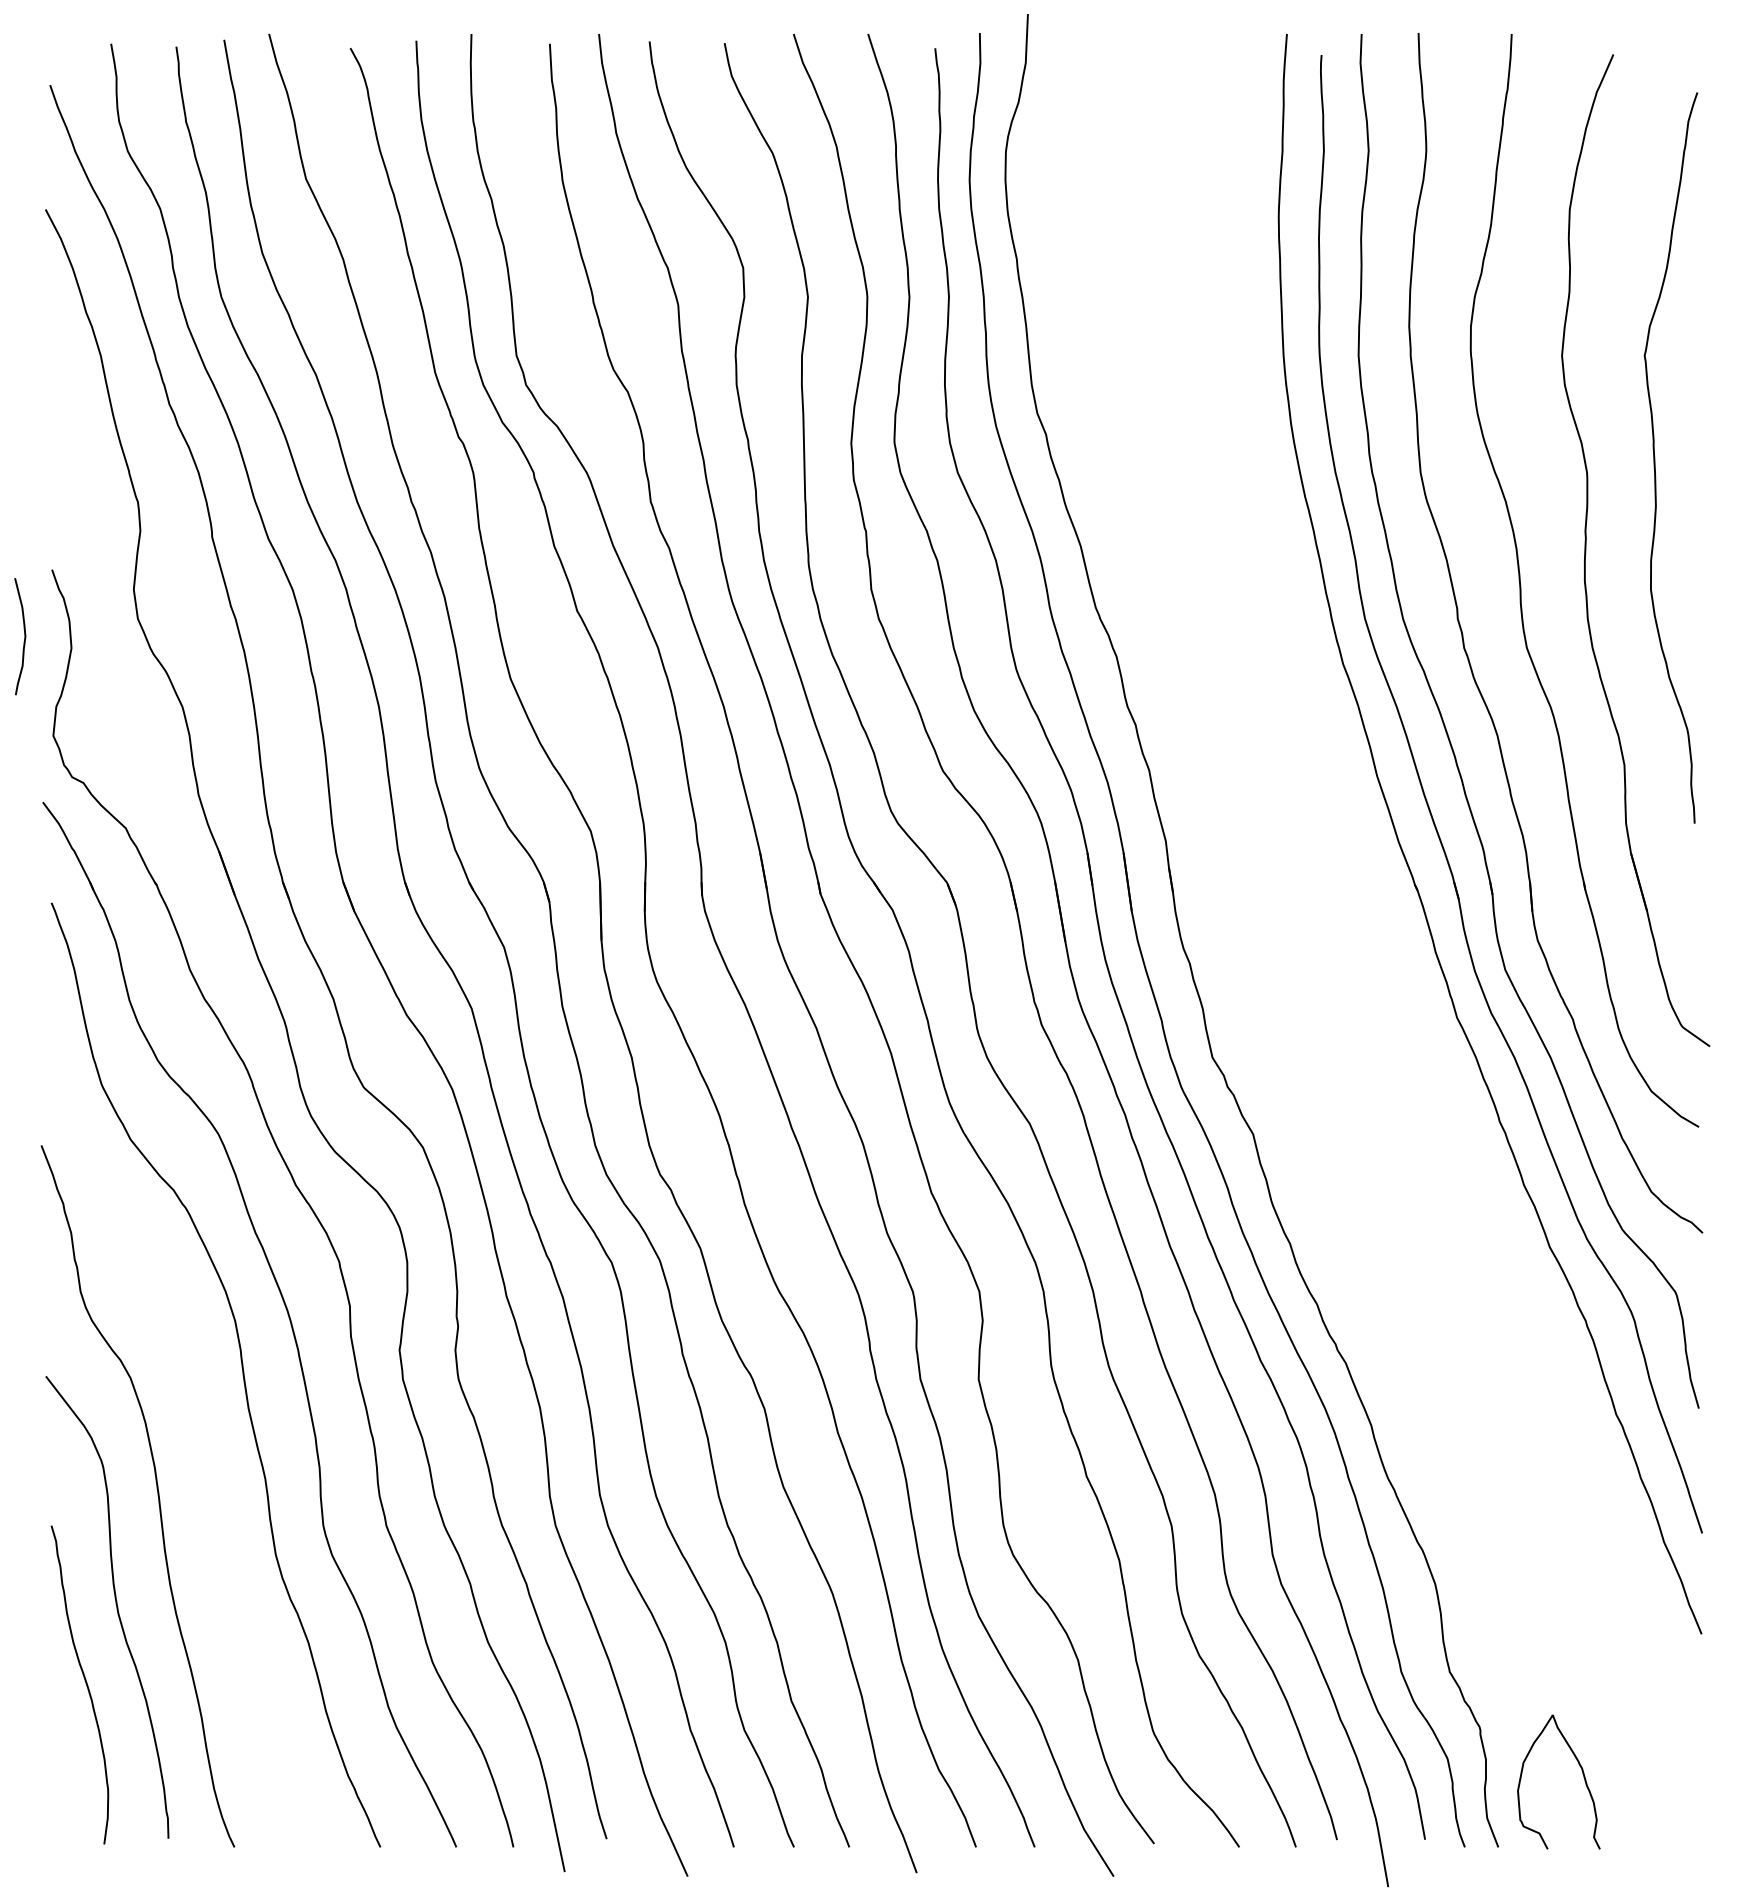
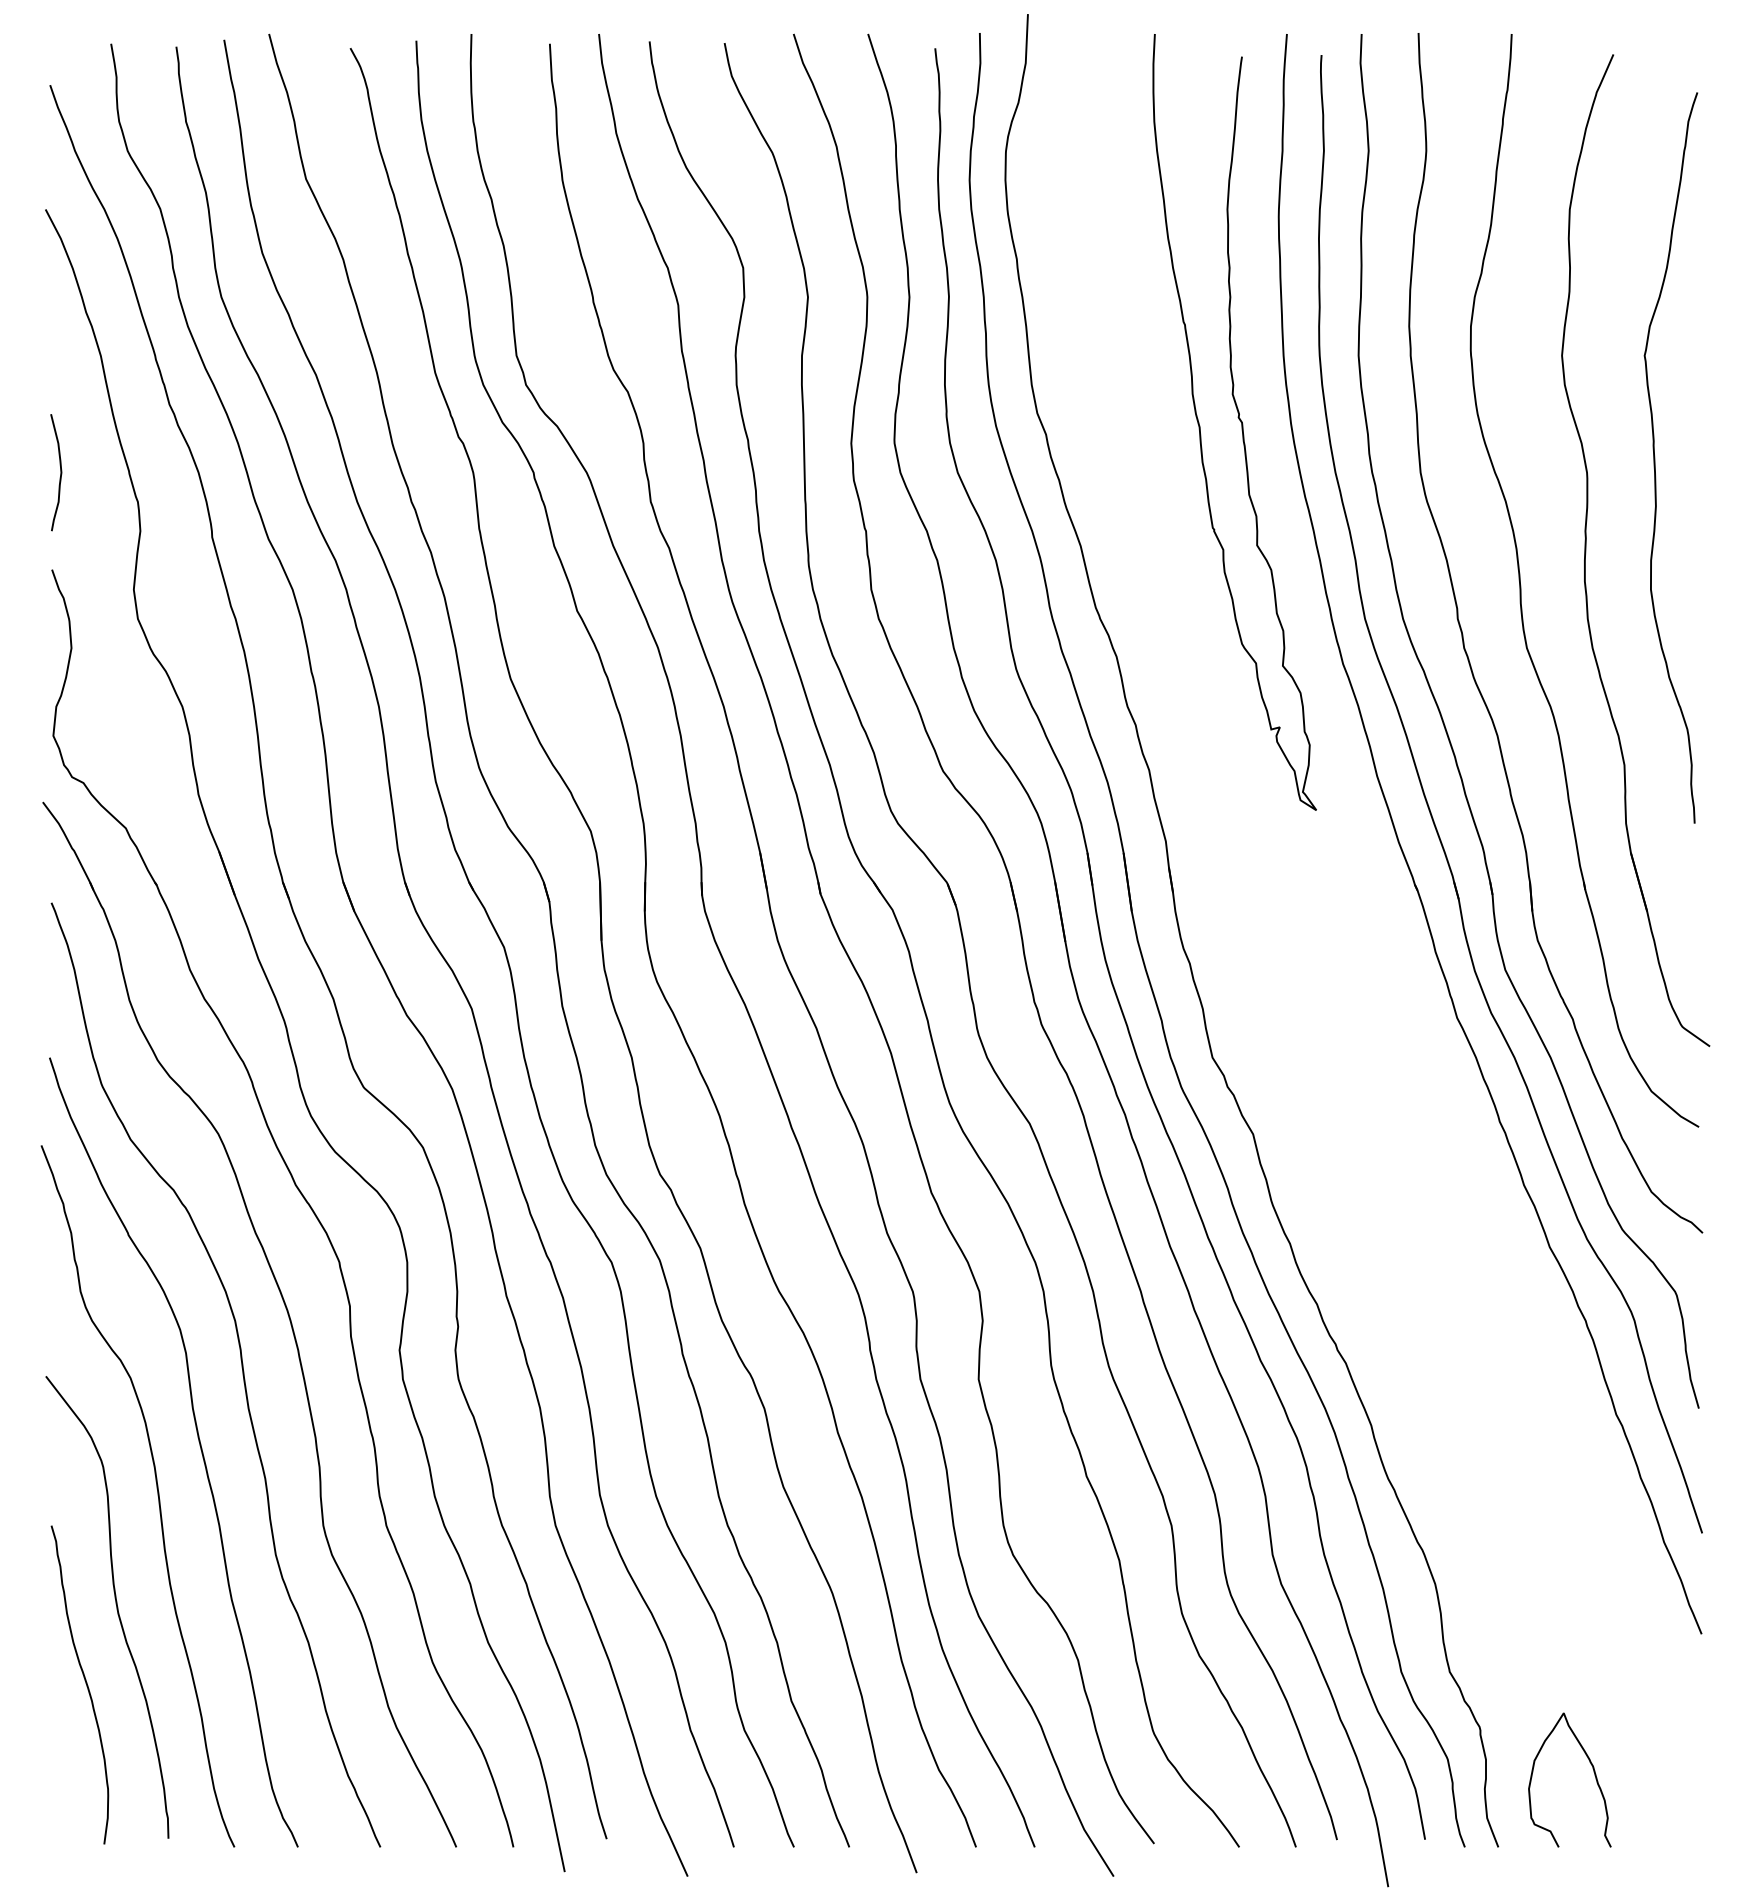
curve: none -> present (1238, 419)
curve position: (24, 636) -> (60, 472) (60, 472)
curve: none -> present (199, 1445)
curve position: (1582, 1774) -> (1593, 1772) (1593, 1772)
